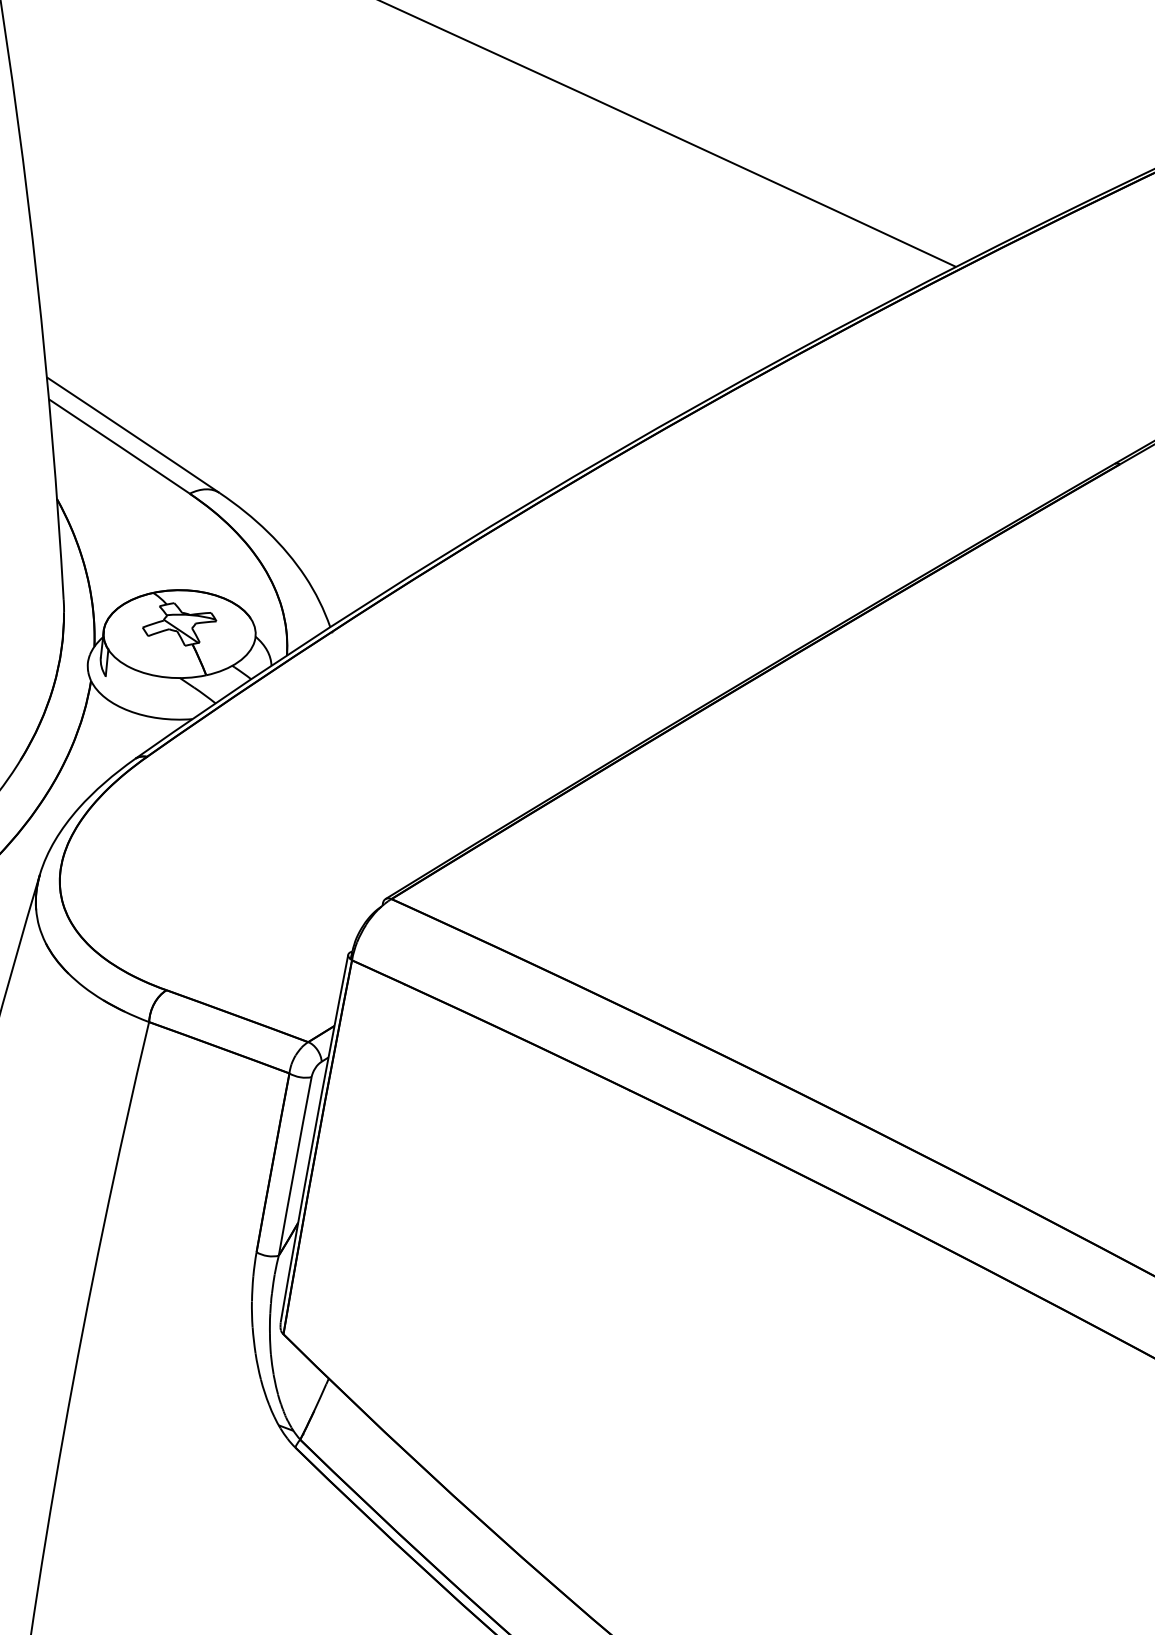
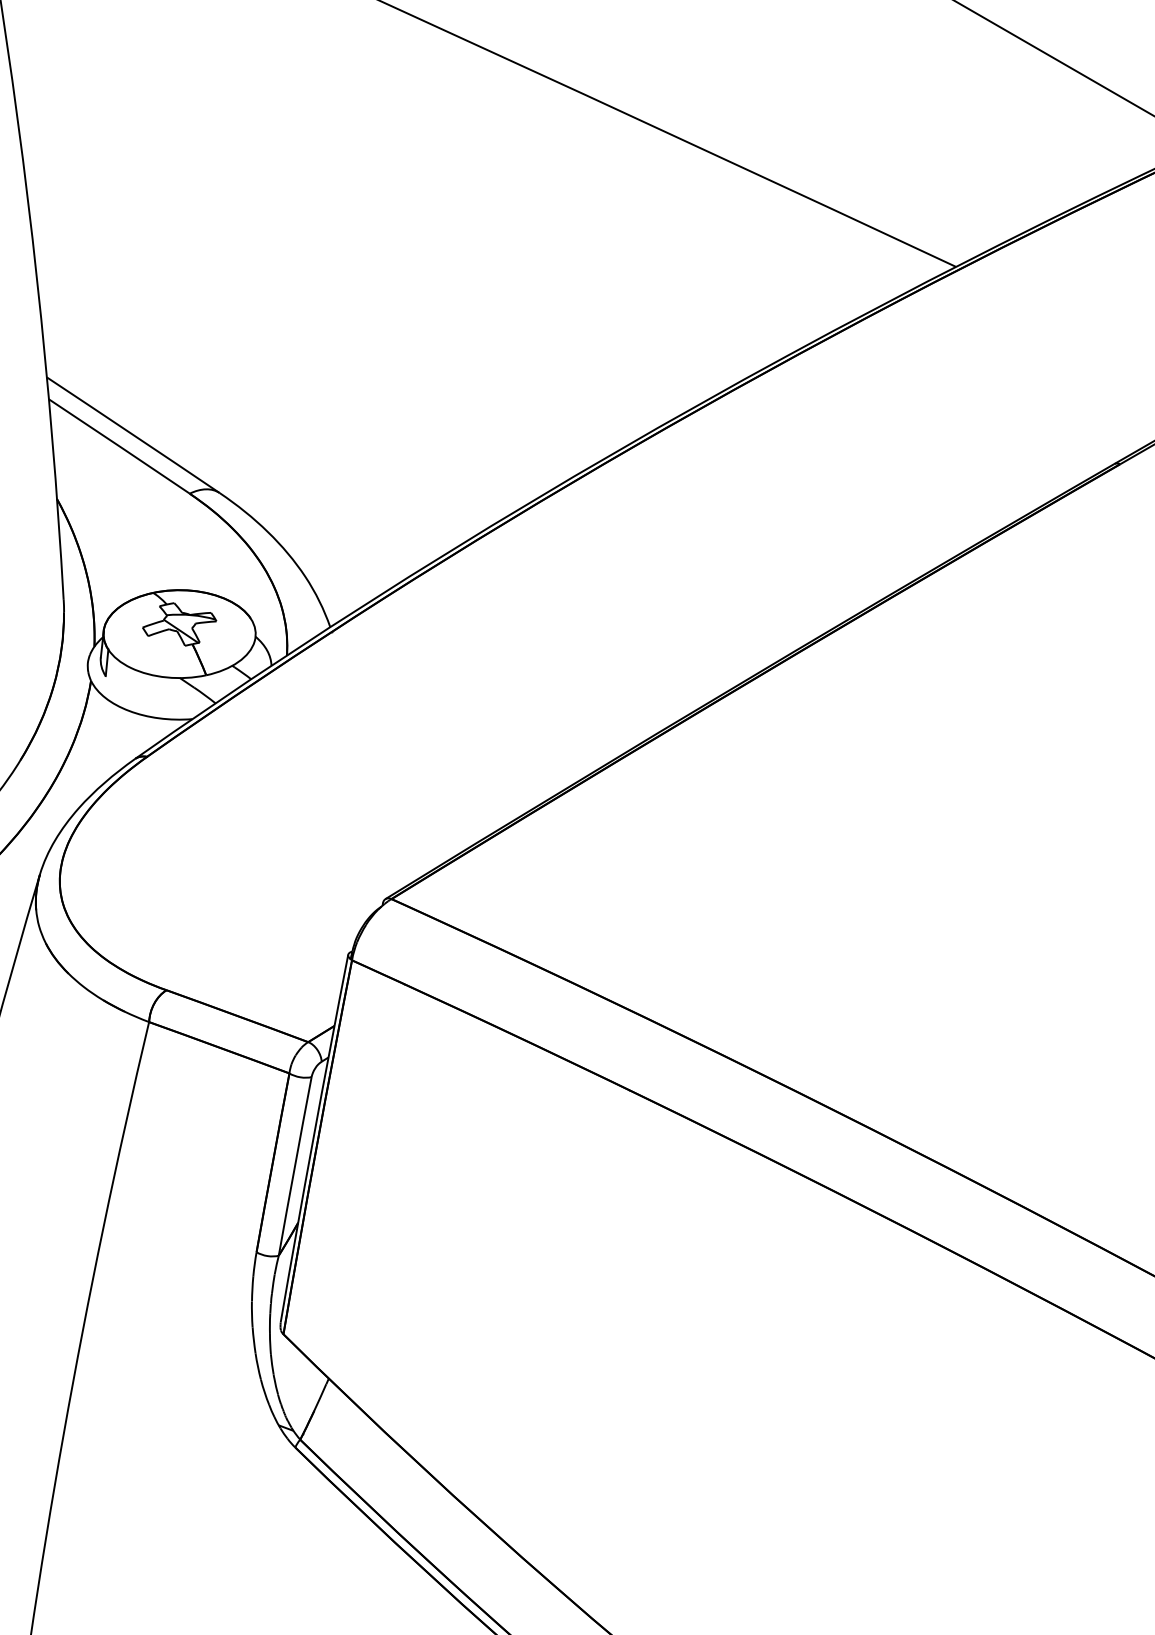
line: none -> present (1054, 58)
